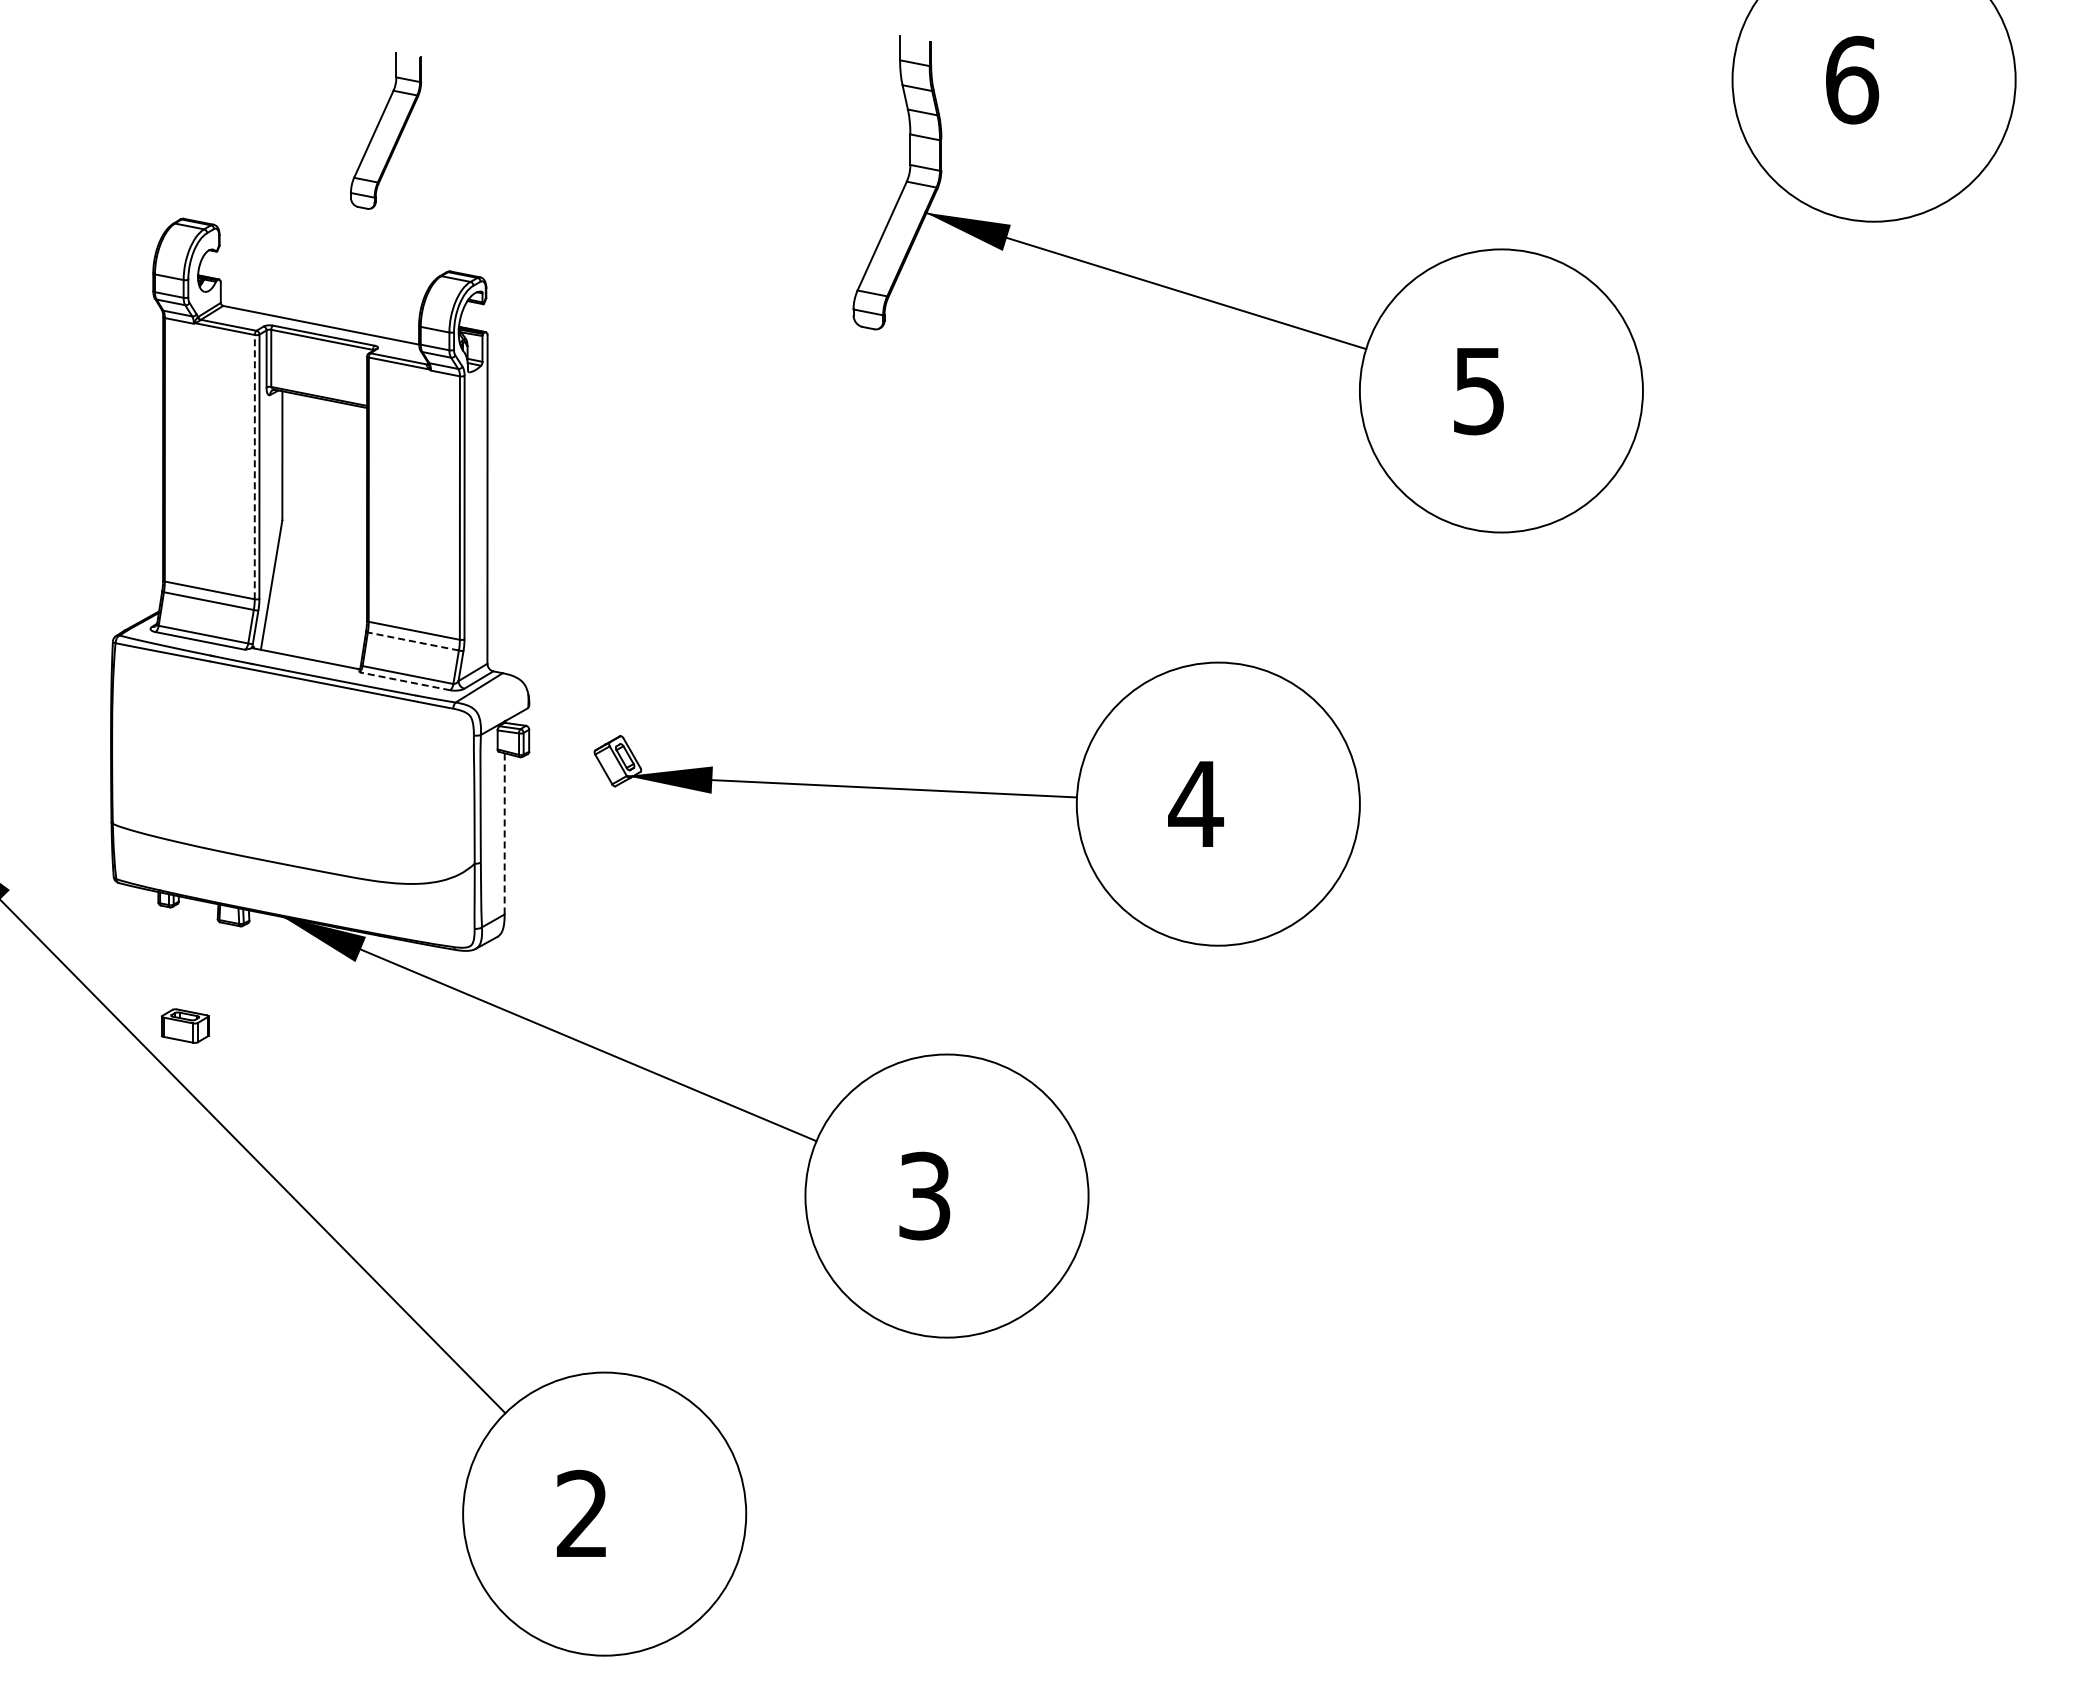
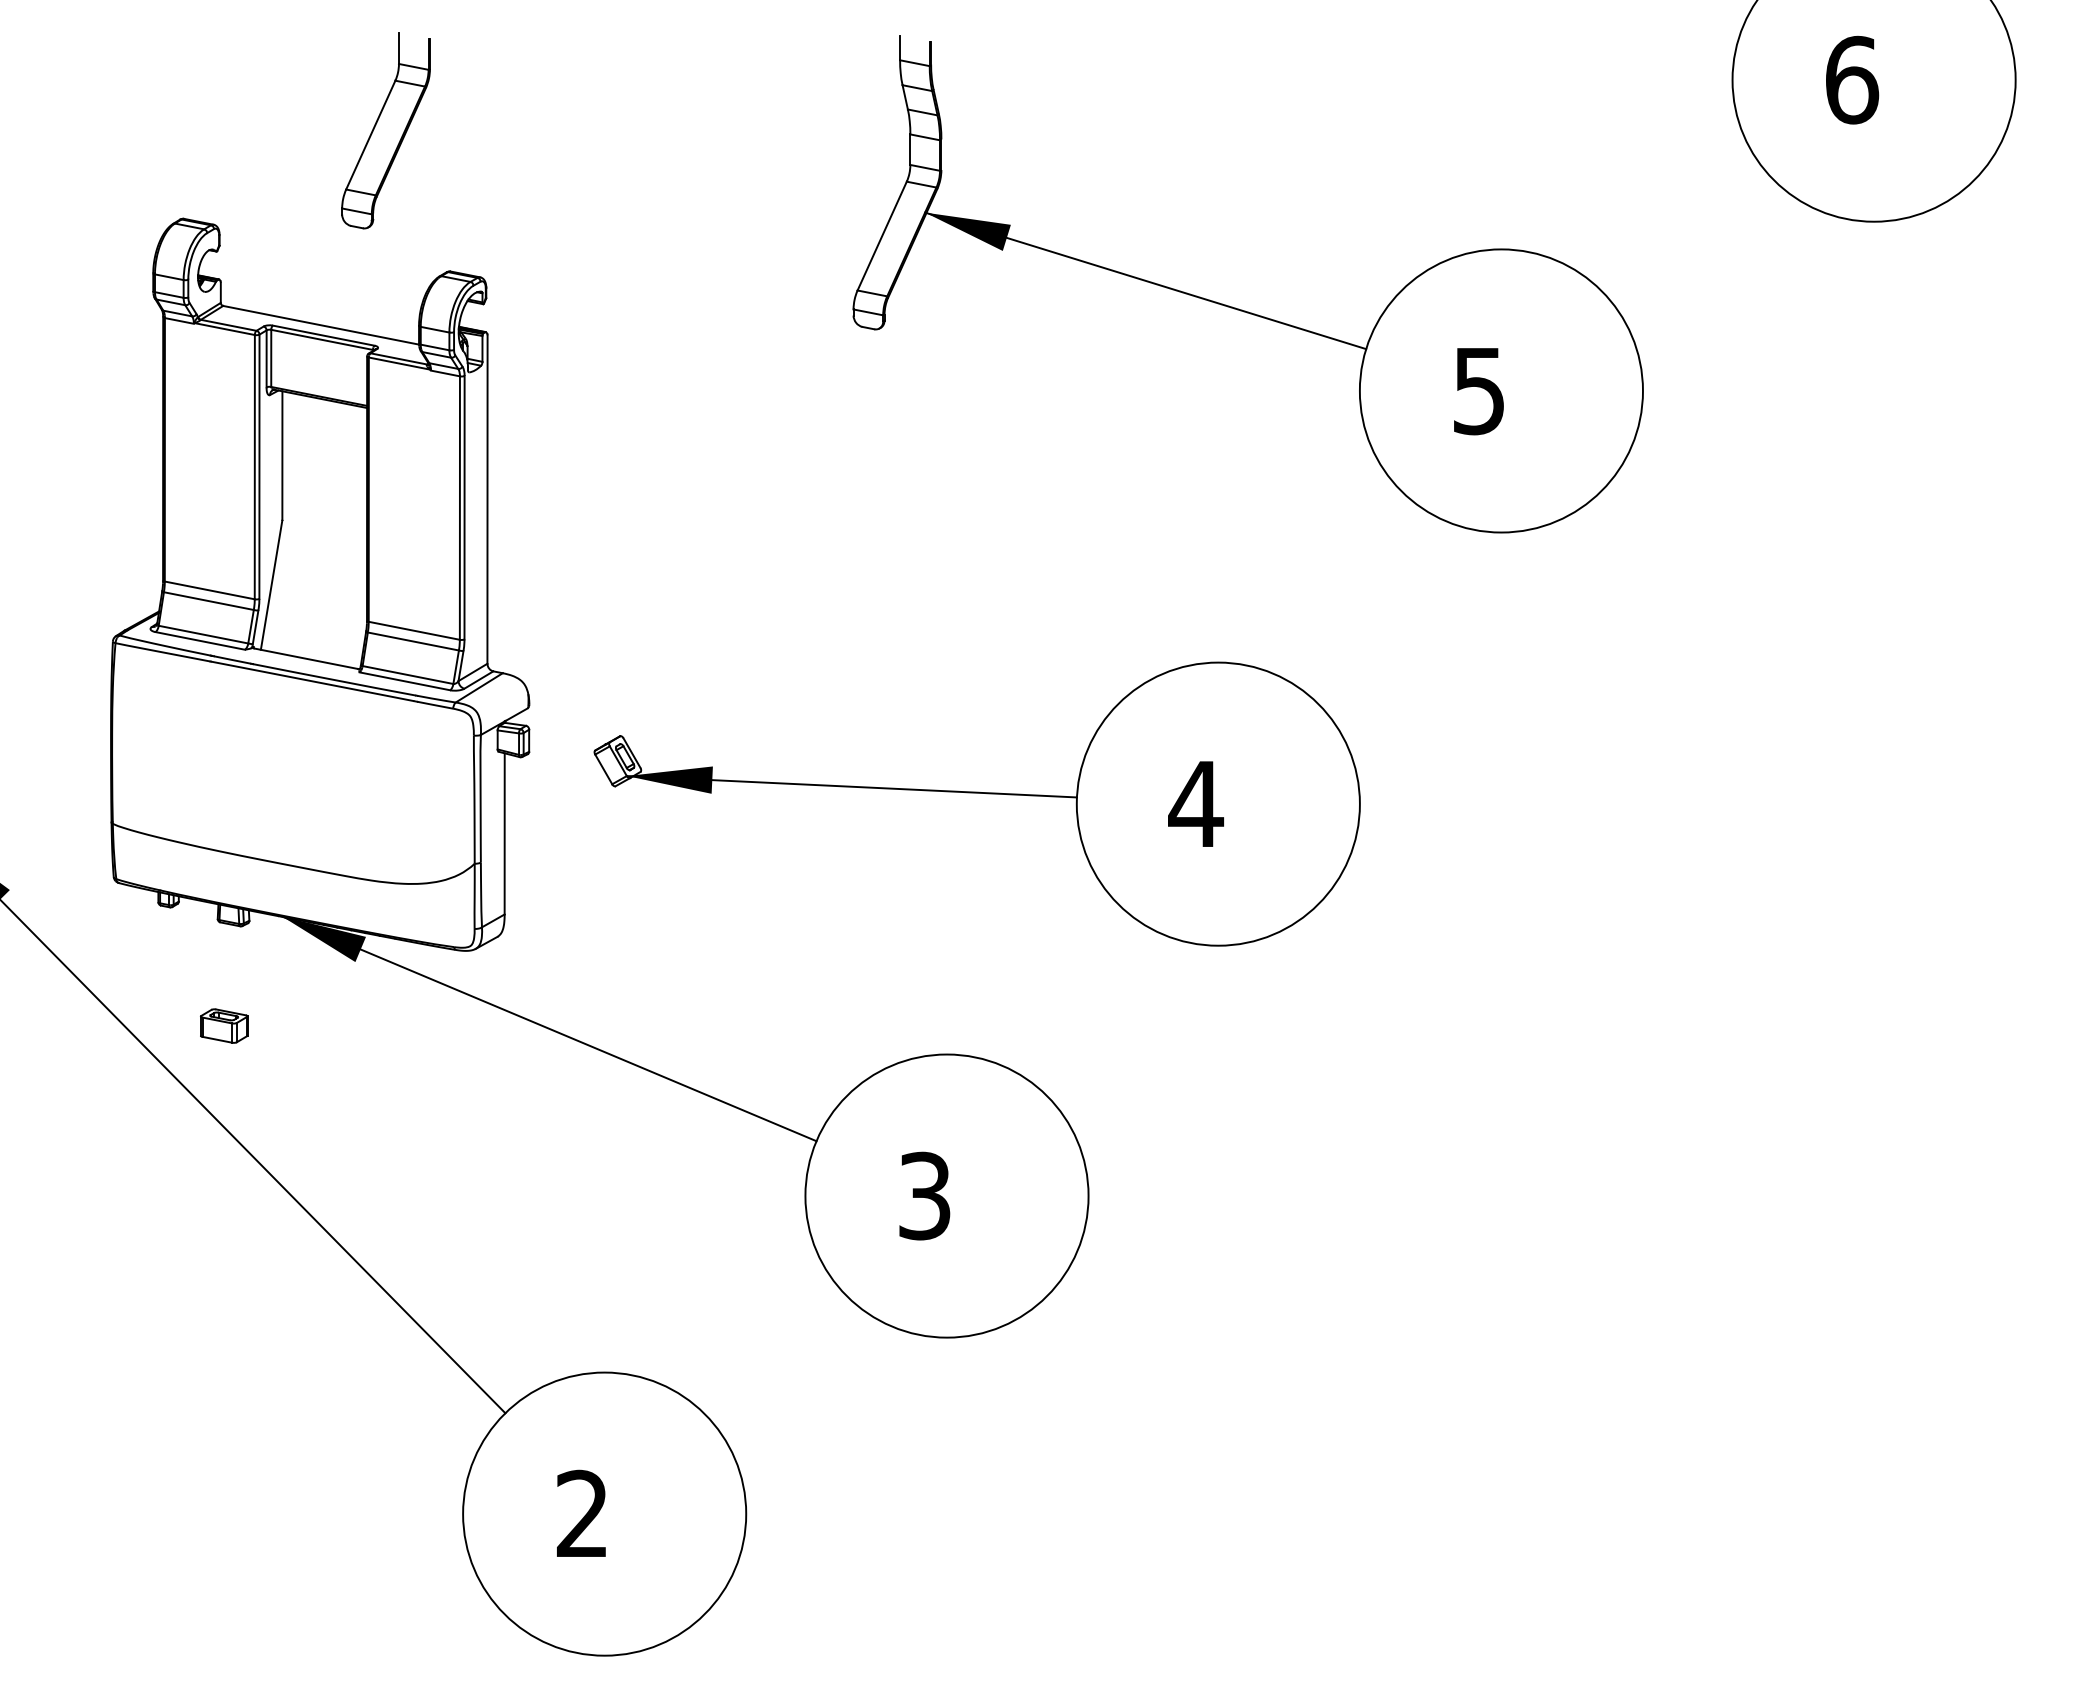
part size: 73x158 px -> 90x198 px (385, 130)
line: dashed -> solid (254, 466)
line: dashed -> solid (412, 641)
line: dashed -> solid (404, 681)
line: dashed -> solid (504, 833)
part position: (185, 1025) -> (224, 1025) (224, 1025)
